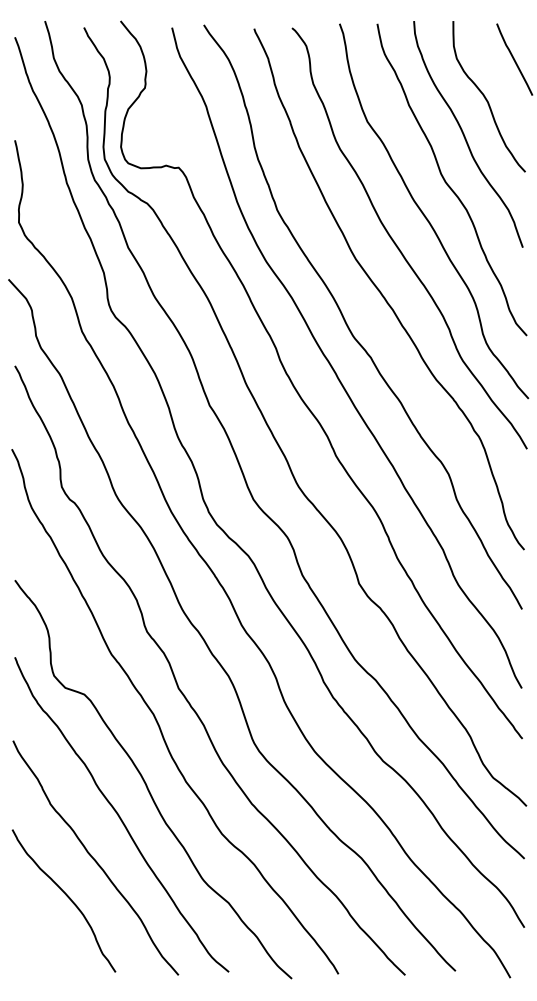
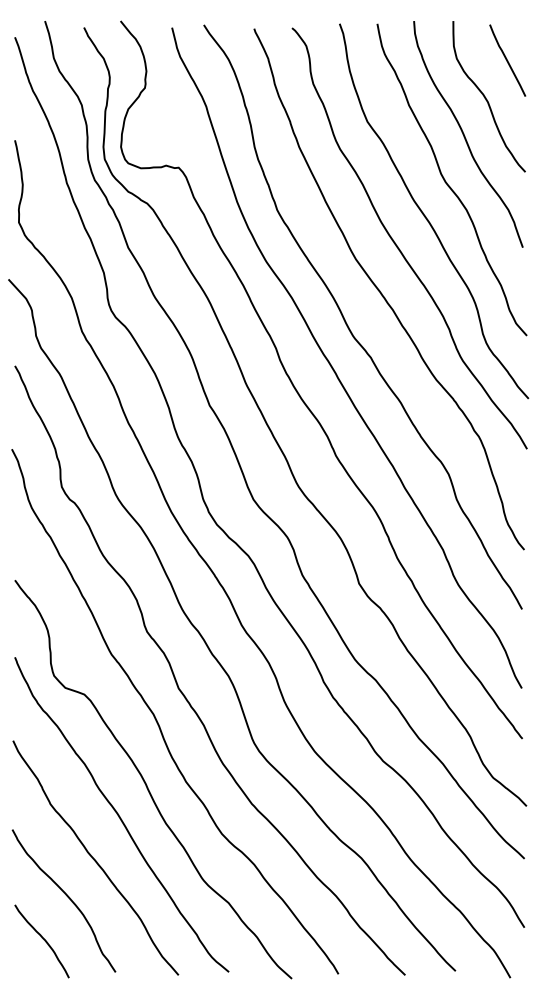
curve position: (514, 59) -> (507, 60) (507, 60)
curve: none -> present (43, 939)
